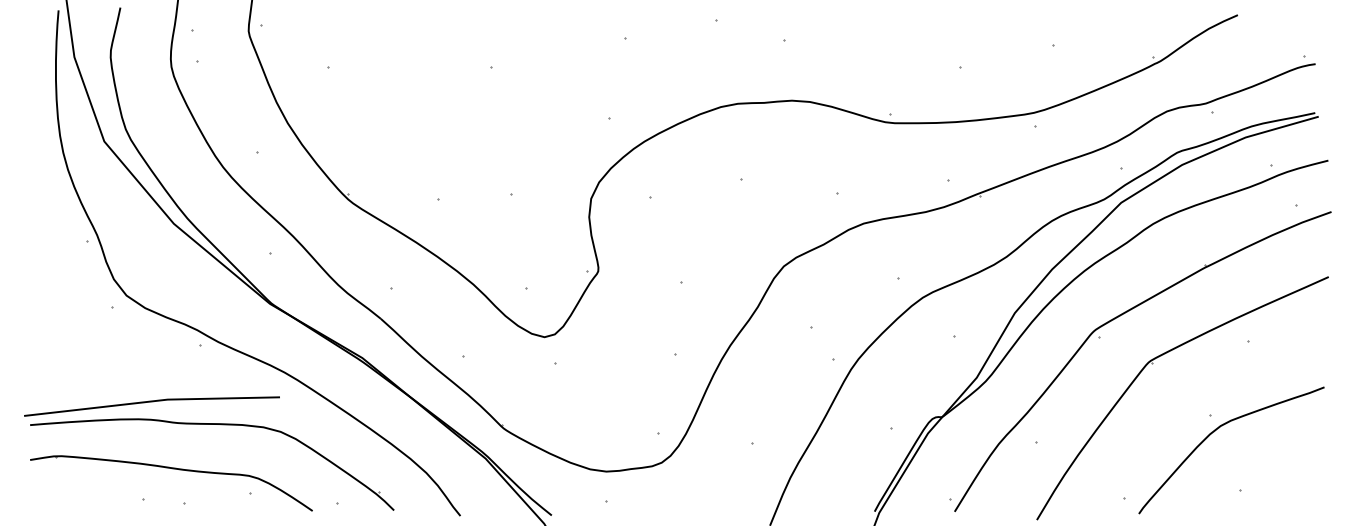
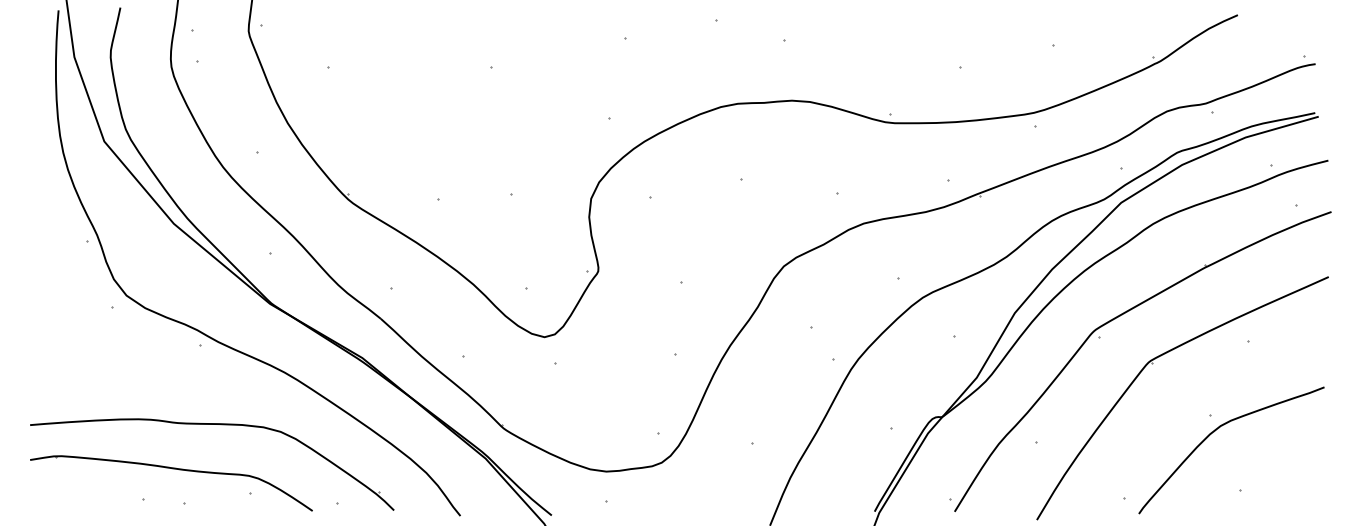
line: present -> none (151, 402)
